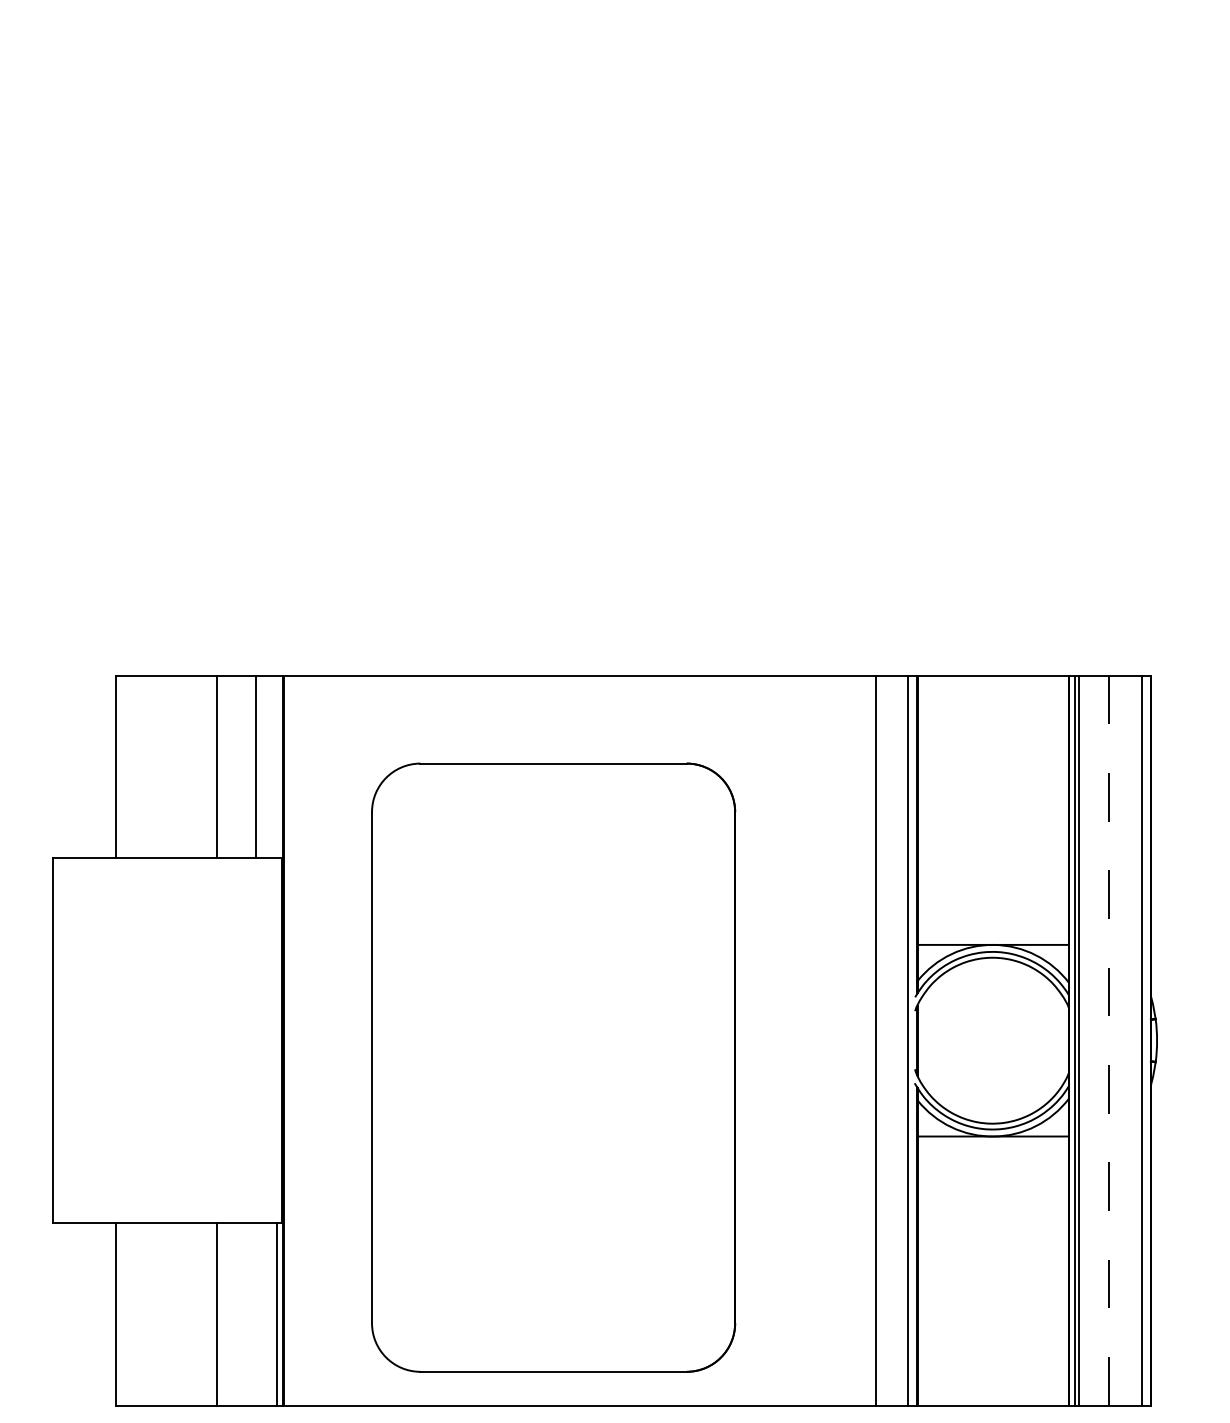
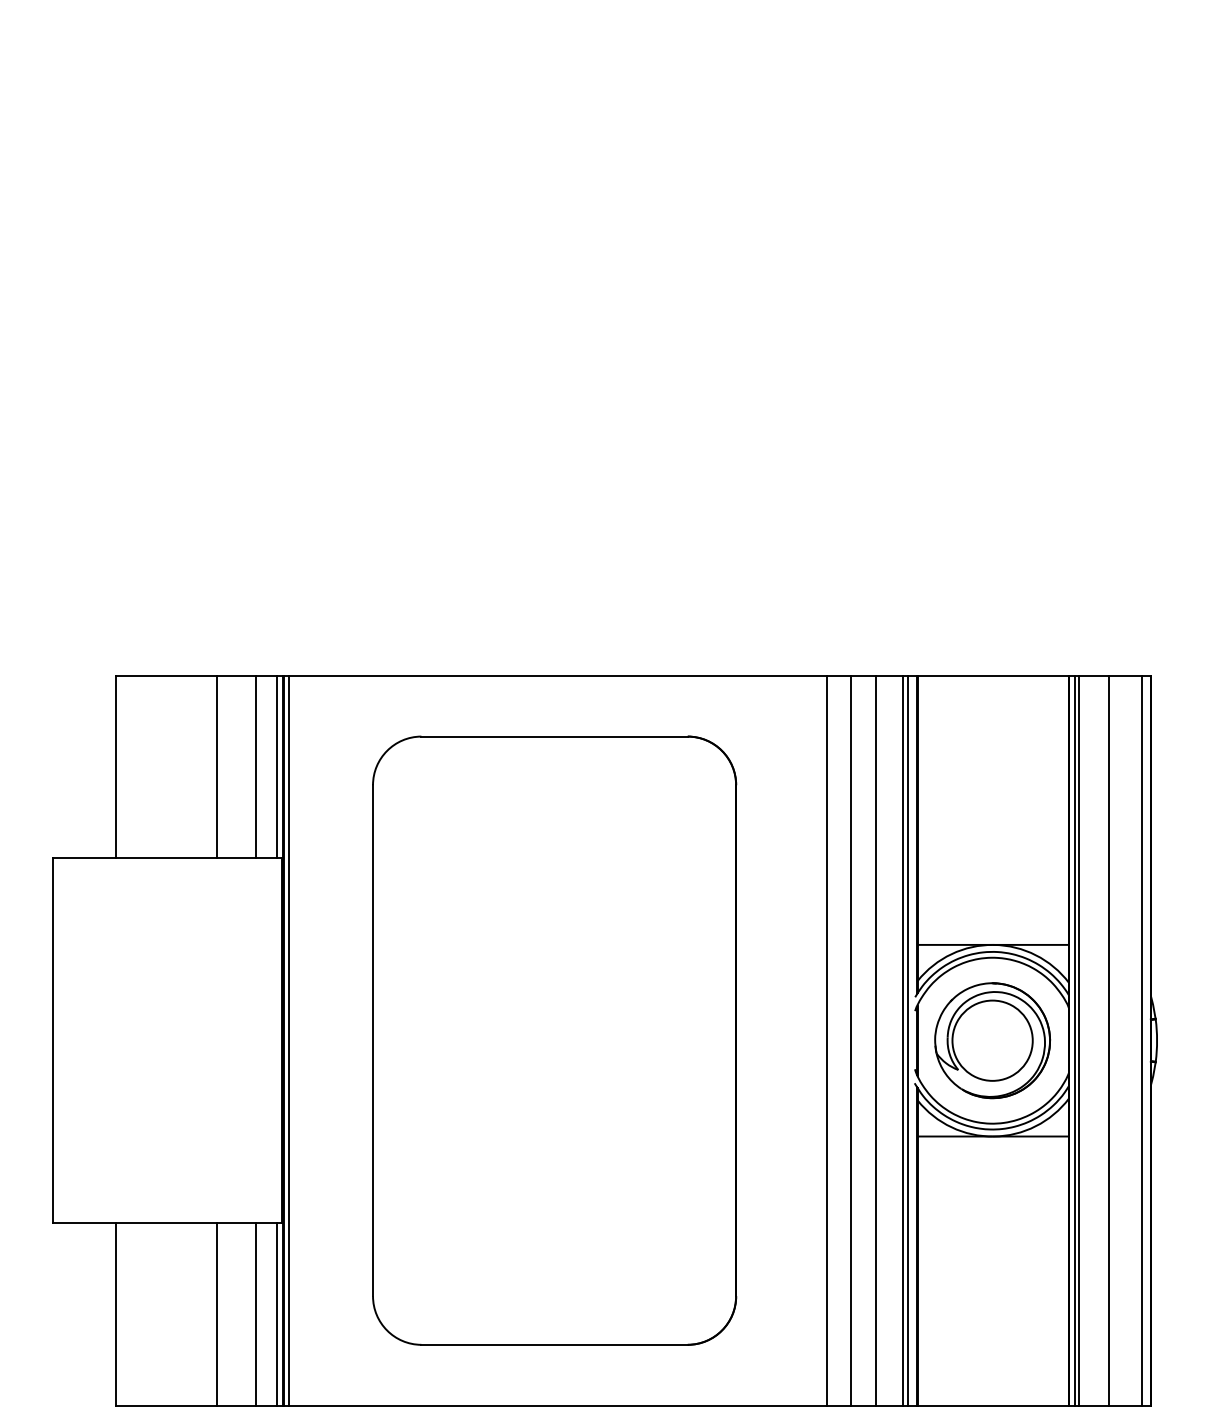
line: none -> present (277, 766)
line: none -> present (288, 1040)
line: none -> present (827, 1040)
line: none -> present (851, 1040)
line: none -> present (902, 1040)
part: none -> present (992, 1040)
line: dashed -> solid (1109, 1040)
part position: (553, 1067) -> (554, 1040) (554, 1040)
line: none -> present (256, 1314)
